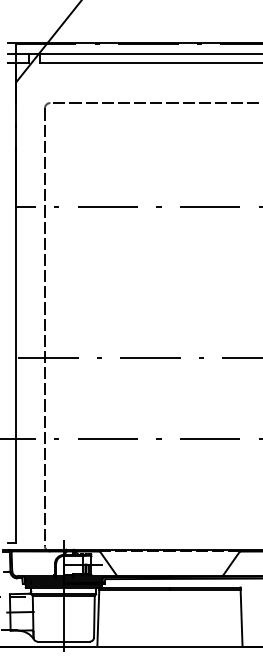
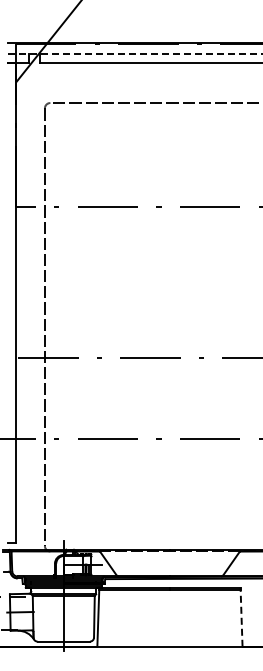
line: solid -> dashed (135, 53)
line: solid -> dashed (241, 617)
